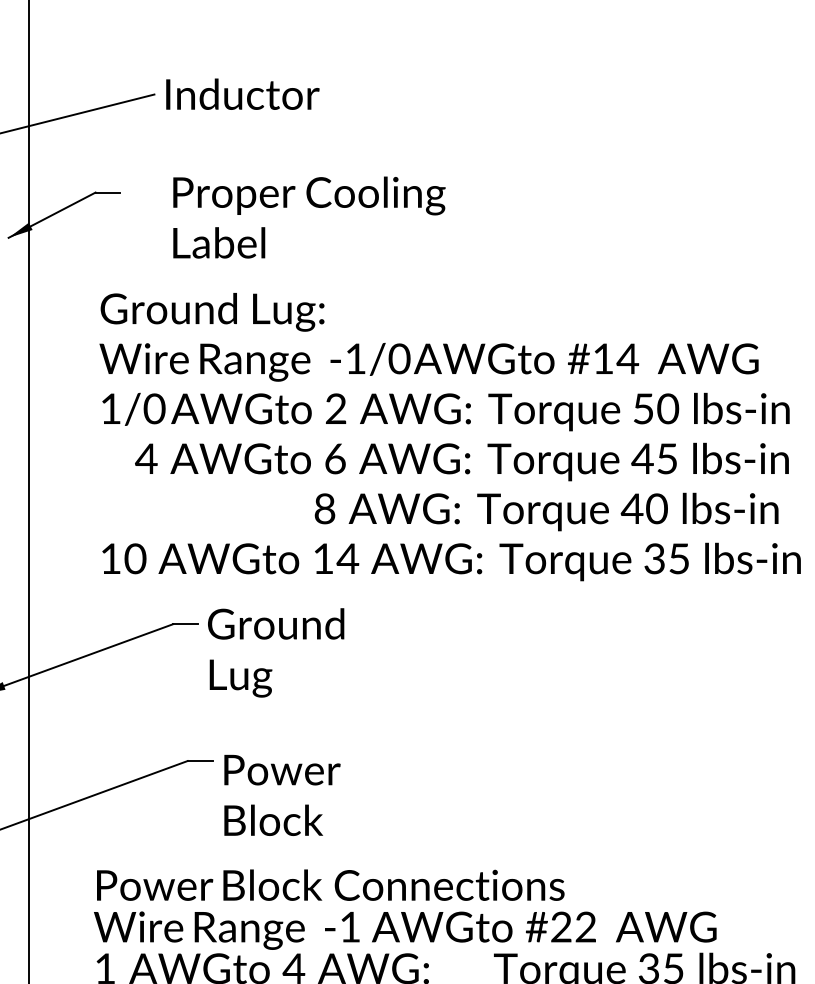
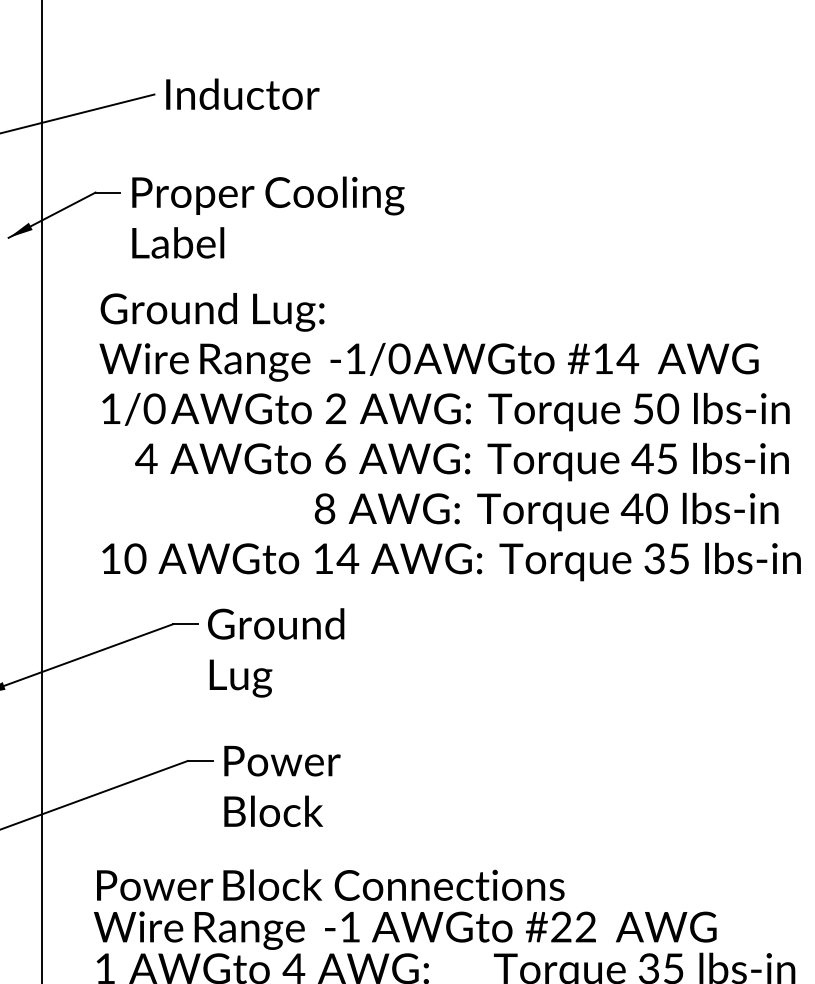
text position: (309, 217) -> (268, 217) (268, 217)
line position: (29, 491) -> (42, 491) (42, 491)
text position: (282, 794) -> (282, 785) (282, 785)
